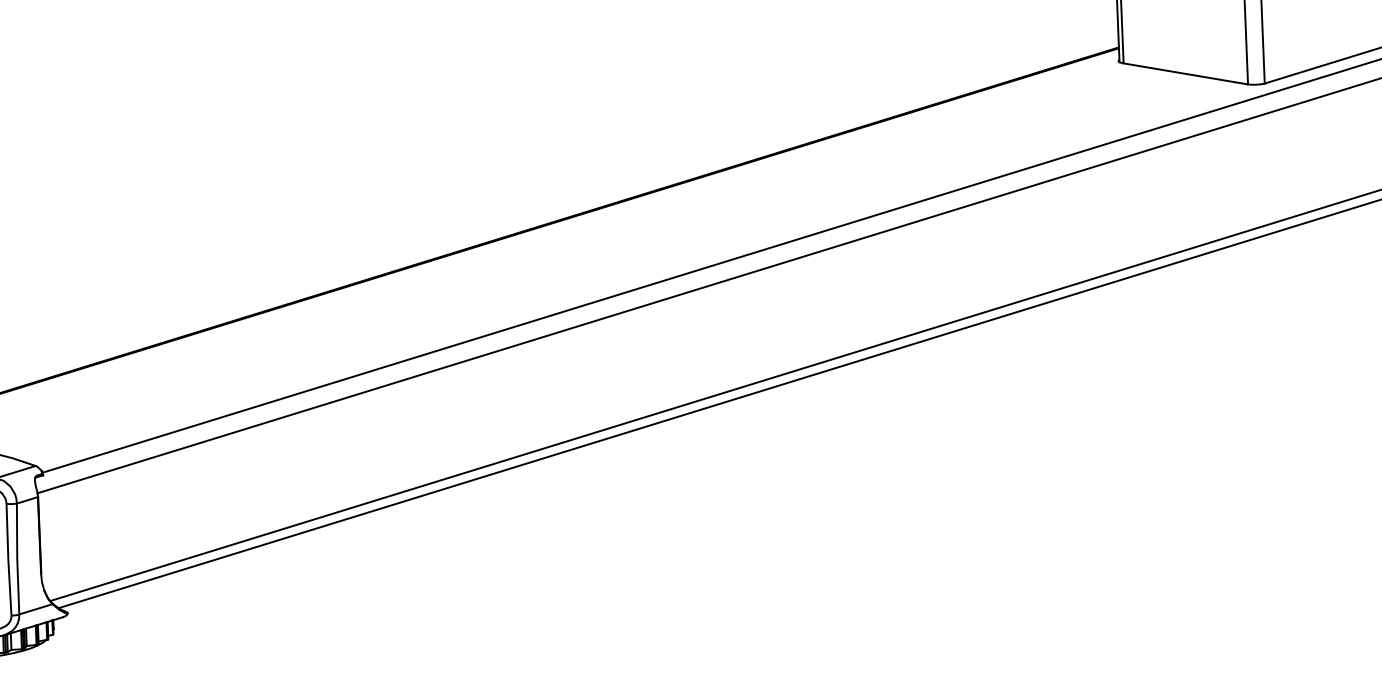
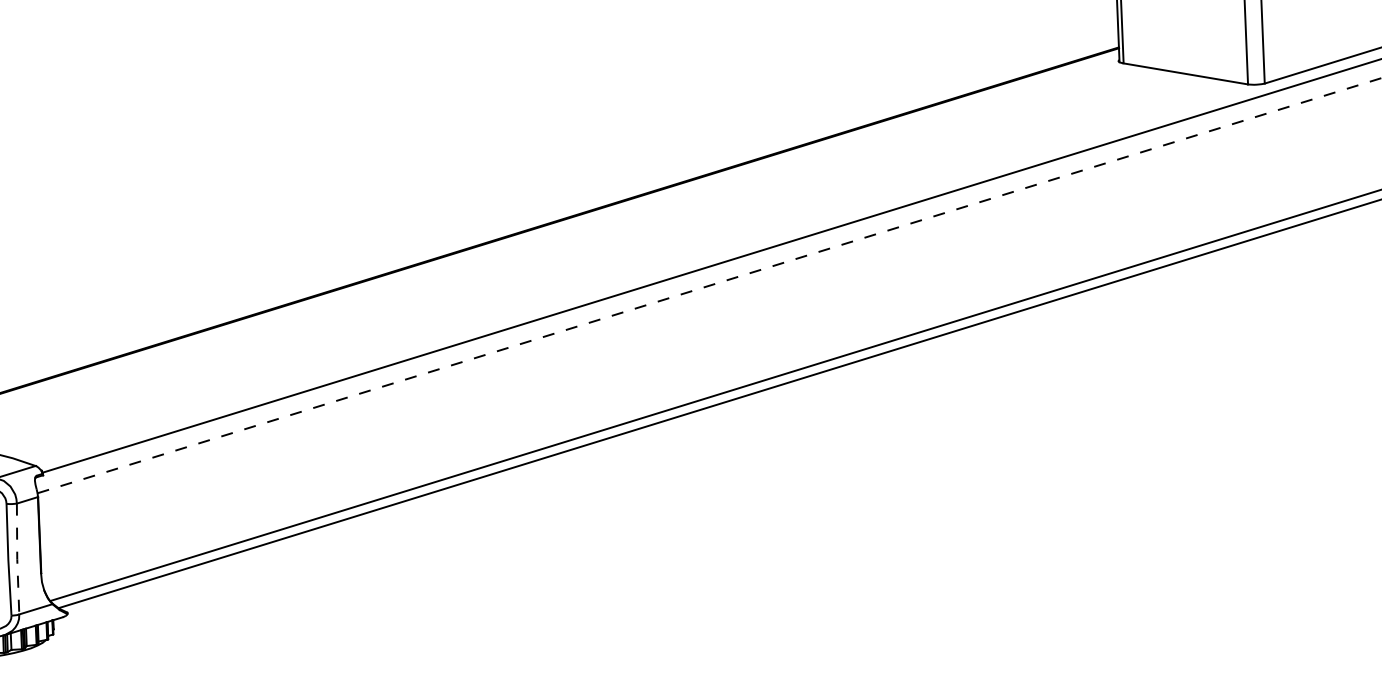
line: solid -> dashed (710, 285)
line: solid -> dashed (17, 559)
